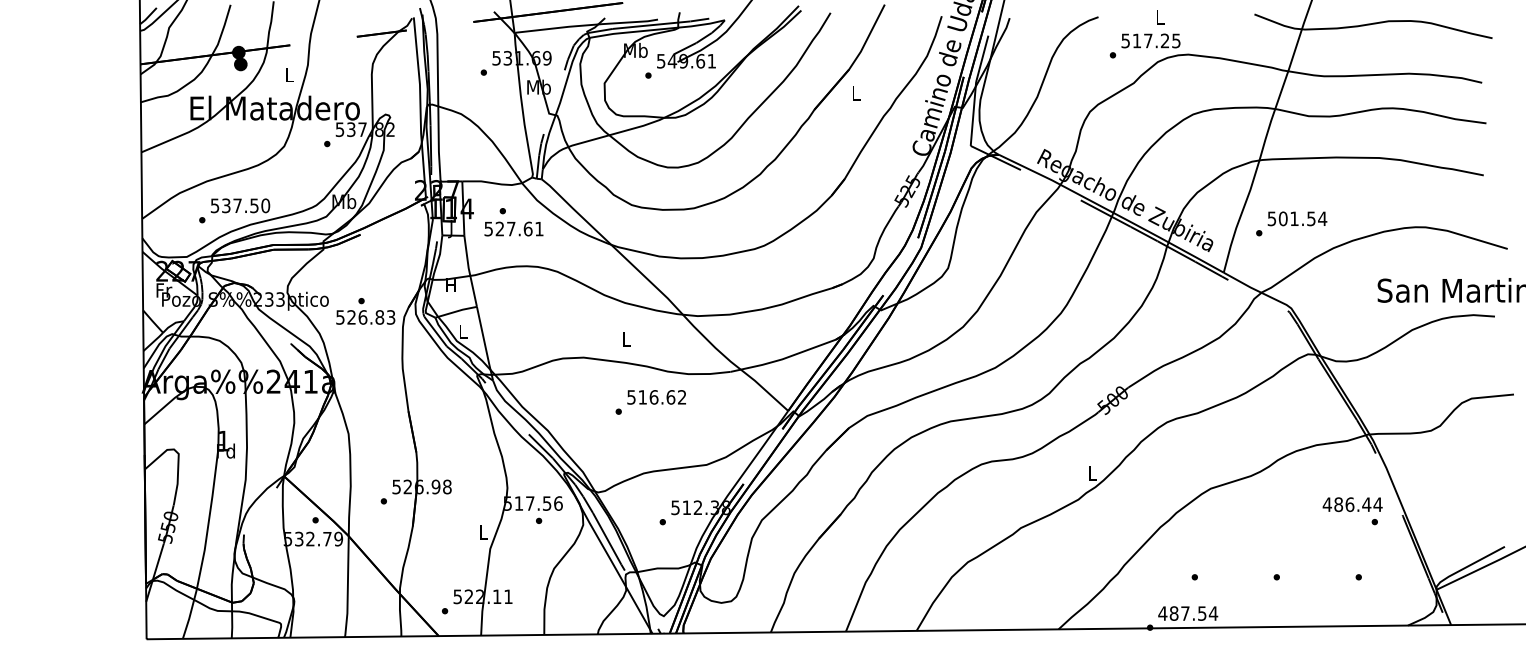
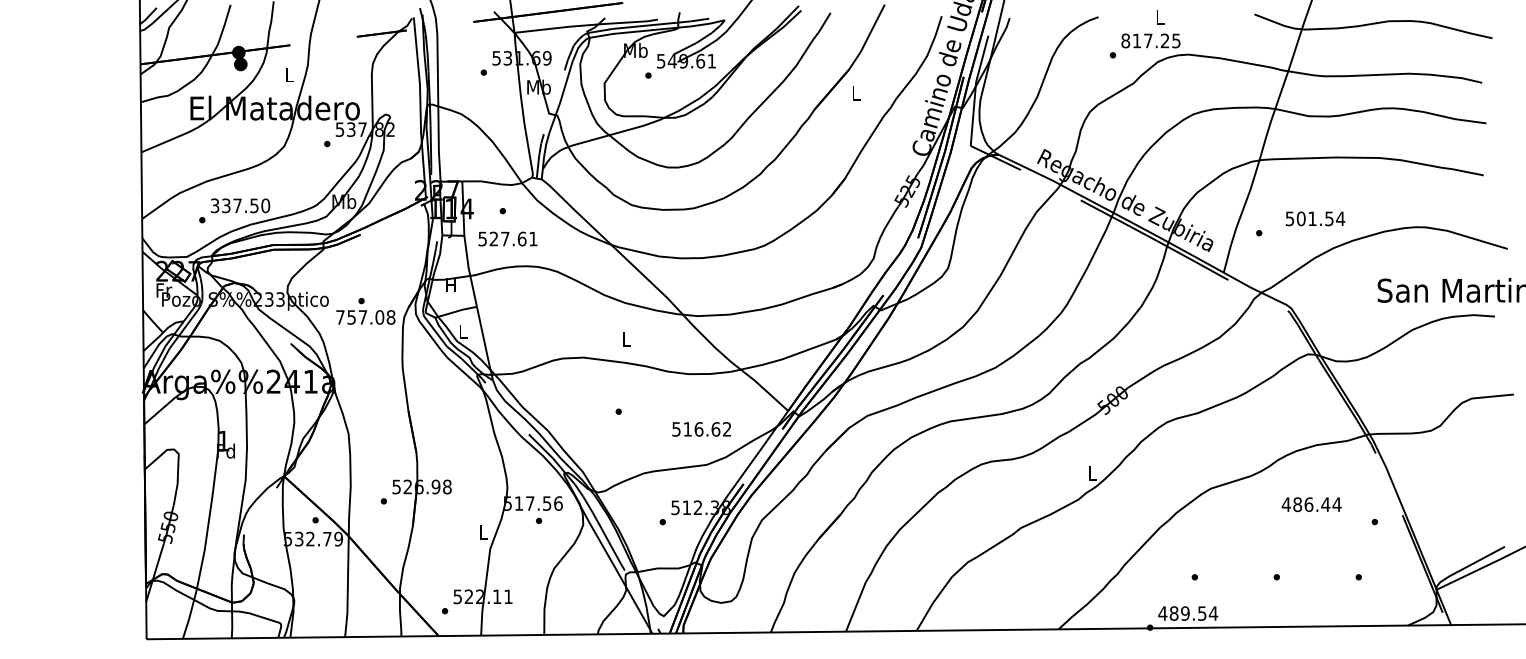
text: 517.25 -> 817.25 (1125, 40)
text: 537.50 -> 337.50 (215, 205)
text position: (1297, 218) -> (1315, 218) (1315, 218)
text position: (513, 228) -> (507, 238) (507, 238)
text: 526.83 -> 757.08 (365, 317)
text position: (656, 397) -> (701, 429) (701, 429)
text position: (1352, 504) -> (1311, 504) (1311, 504)
text: 487.54 -> 489.54 (1185, 613)
